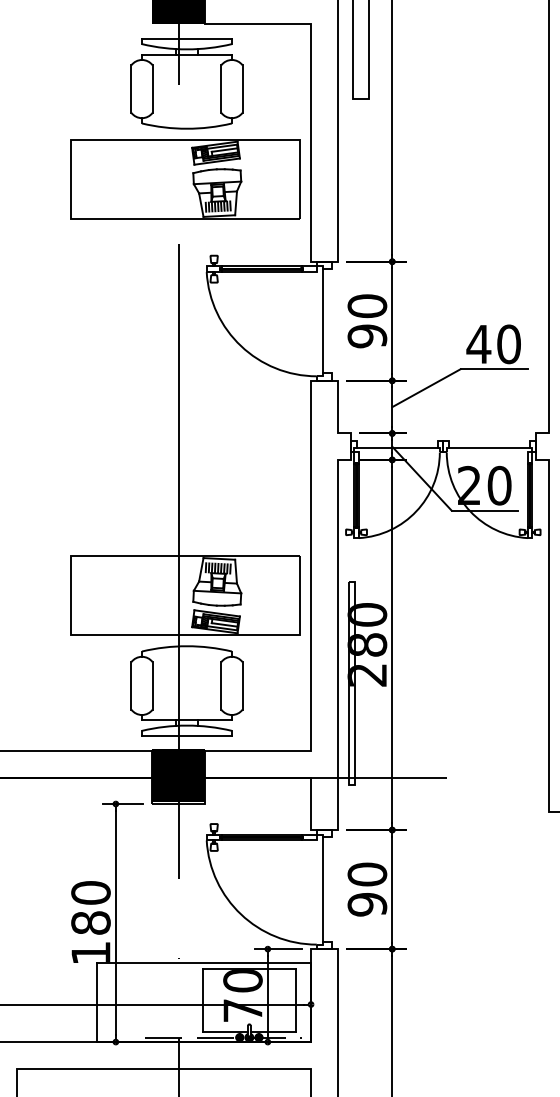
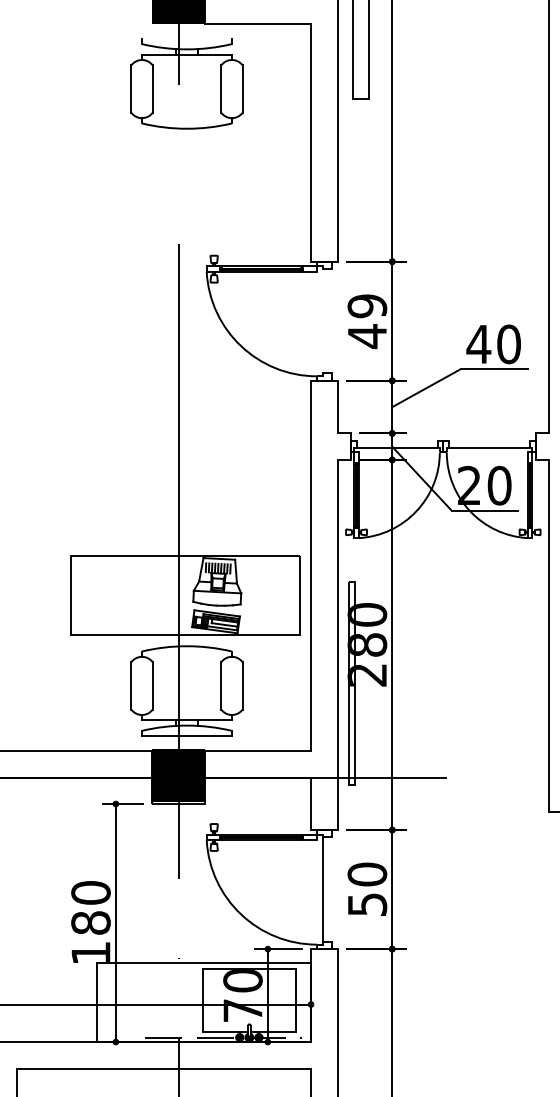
line: present -> none (186, 38)
part: present -> none (185, 179)
line: present -> none (322, 321)
text: 90 -> 49 (367, 321)
text: 90 -> 50 (367, 904)
